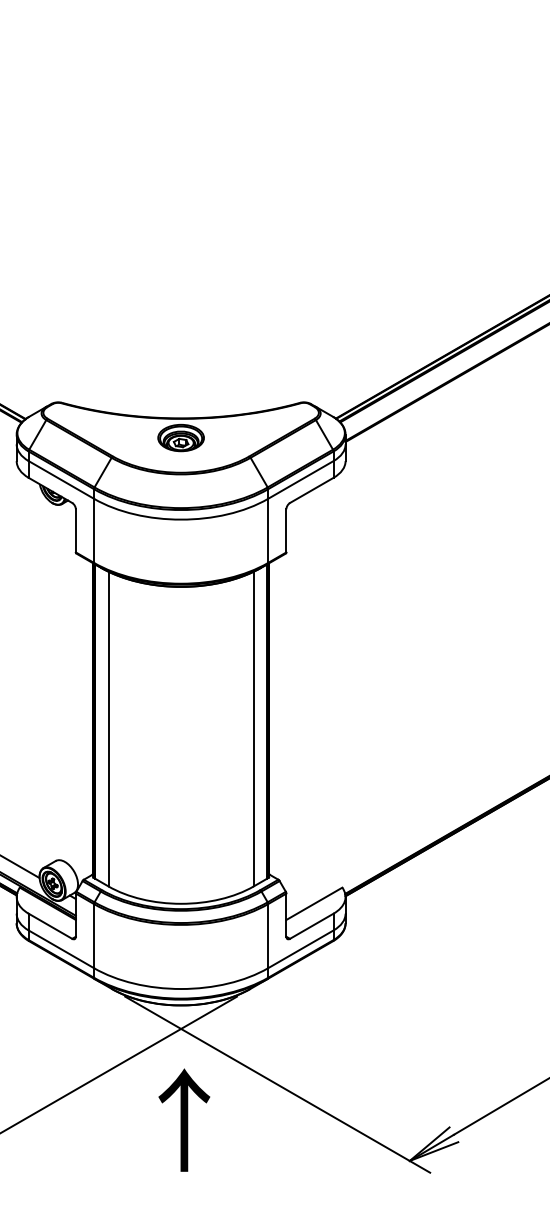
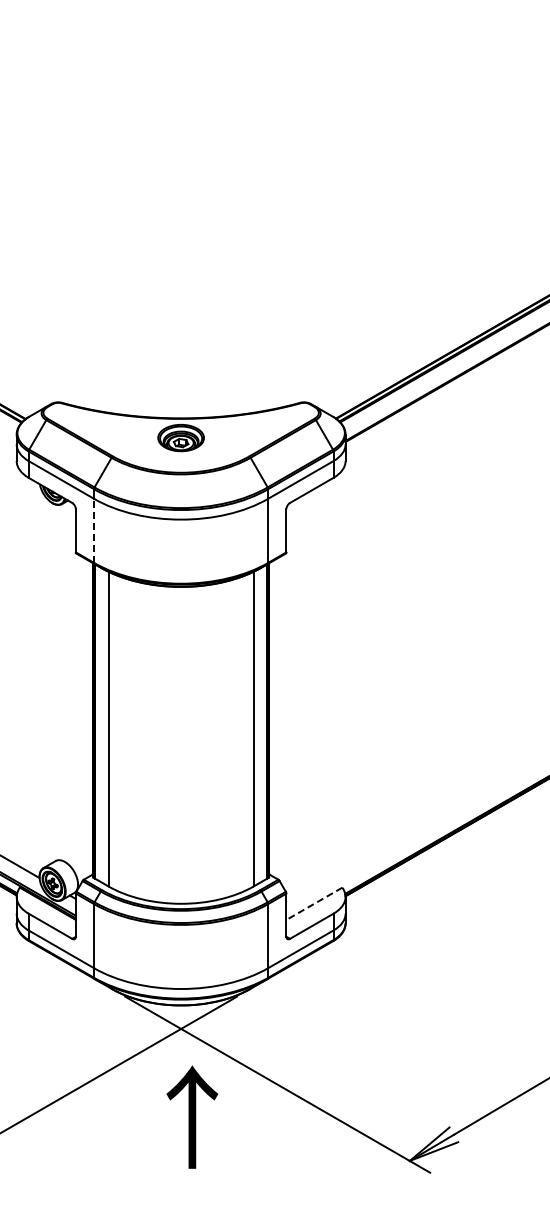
line: solid -> dashed (94, 530)
line: solid -> dashed (313, 904)
text position: (184, 1119) -> (192, 1116) (192, 1116)
